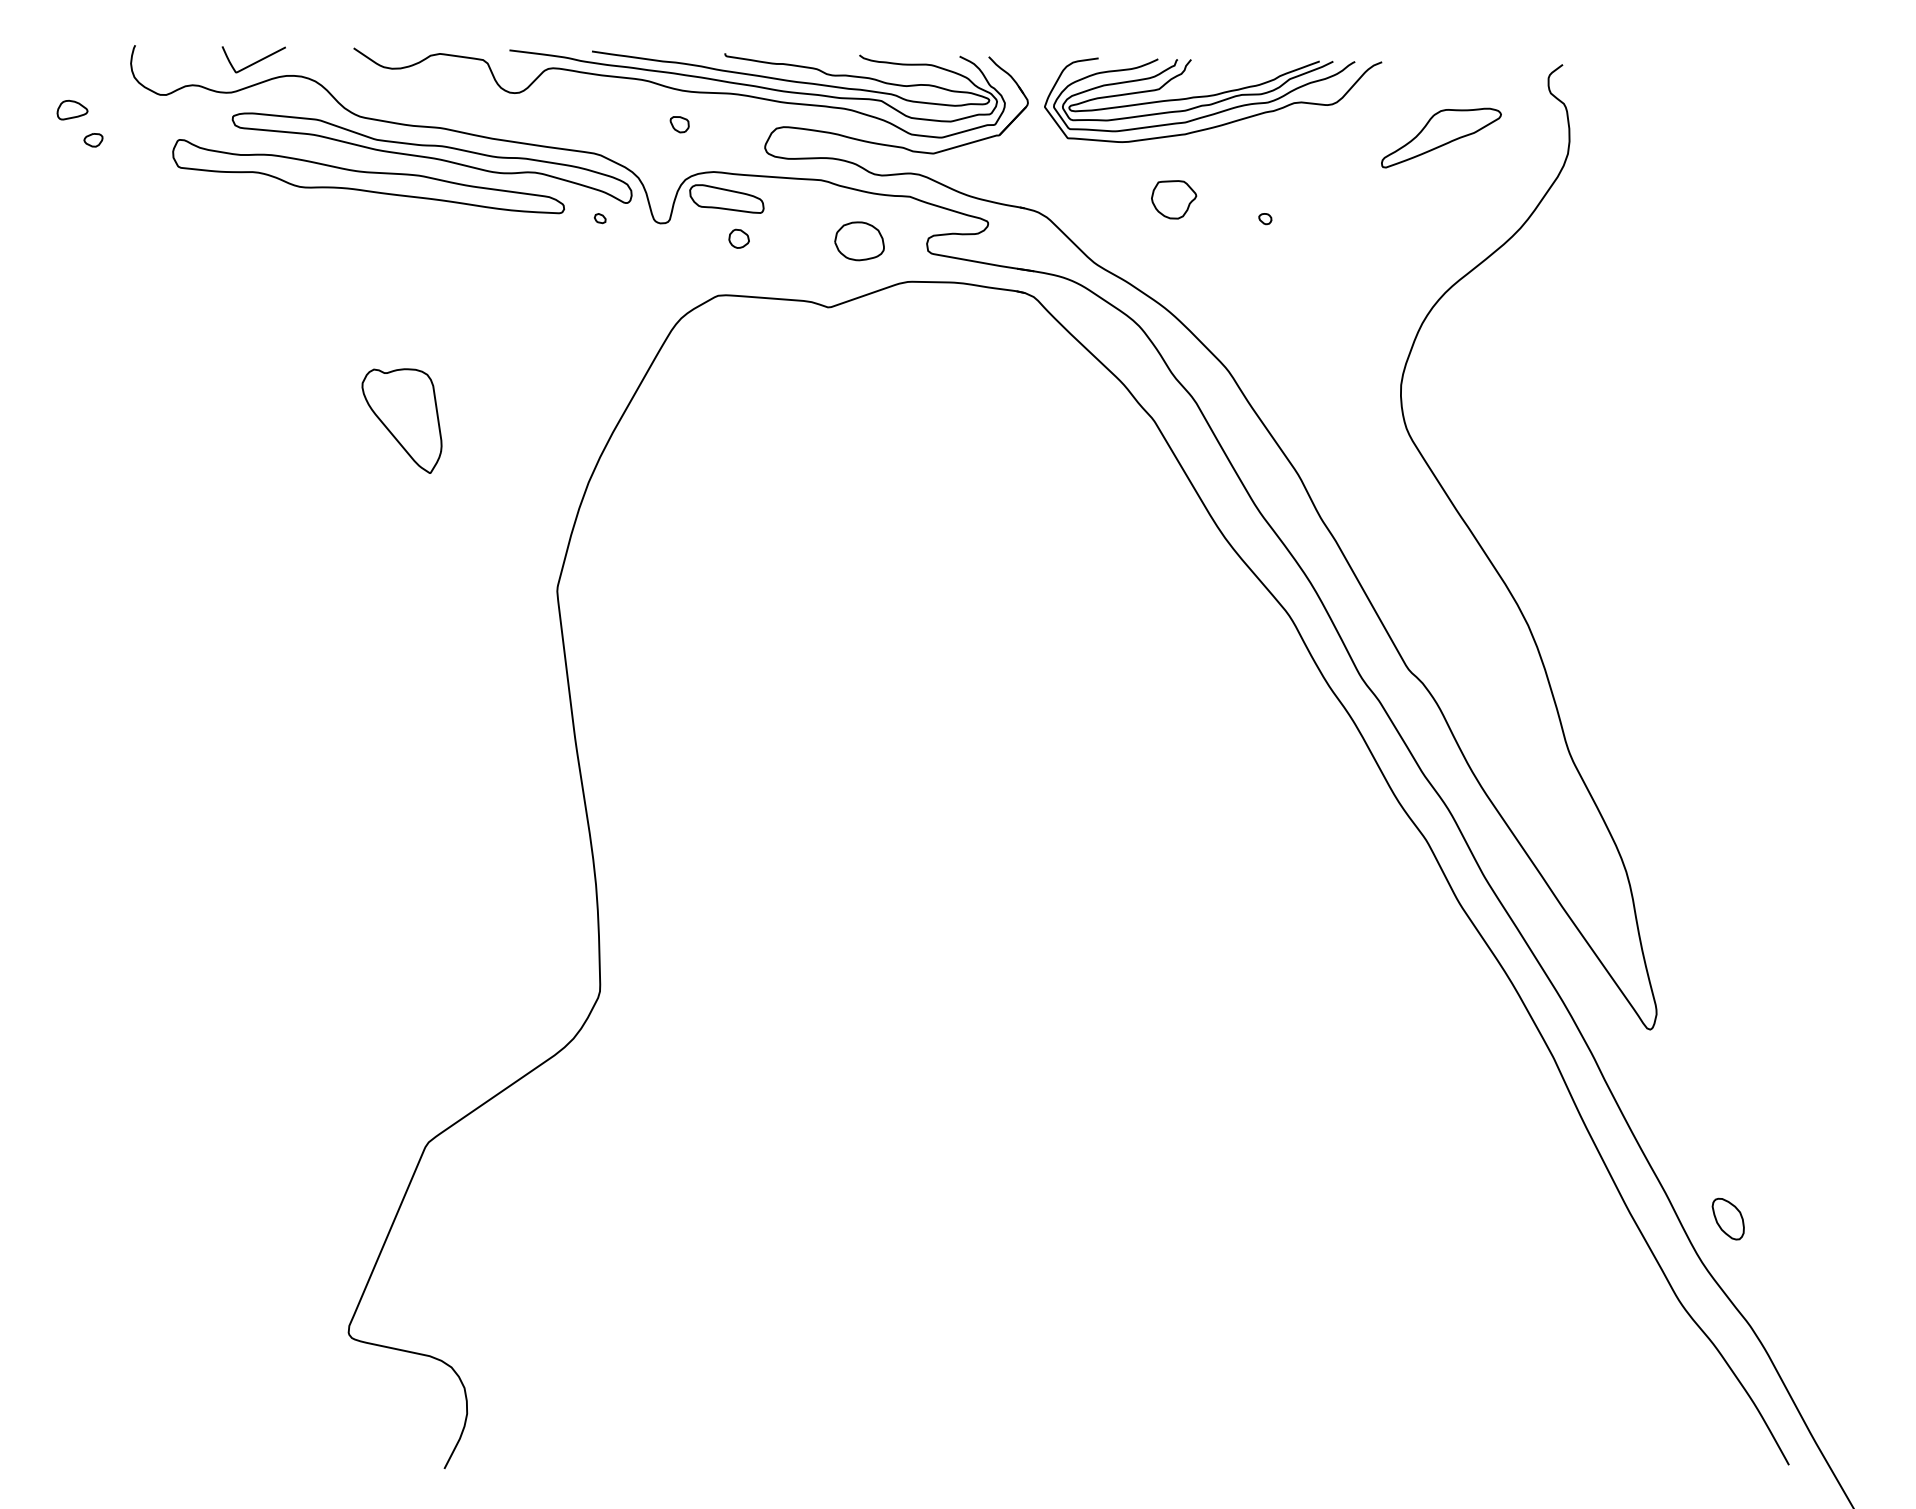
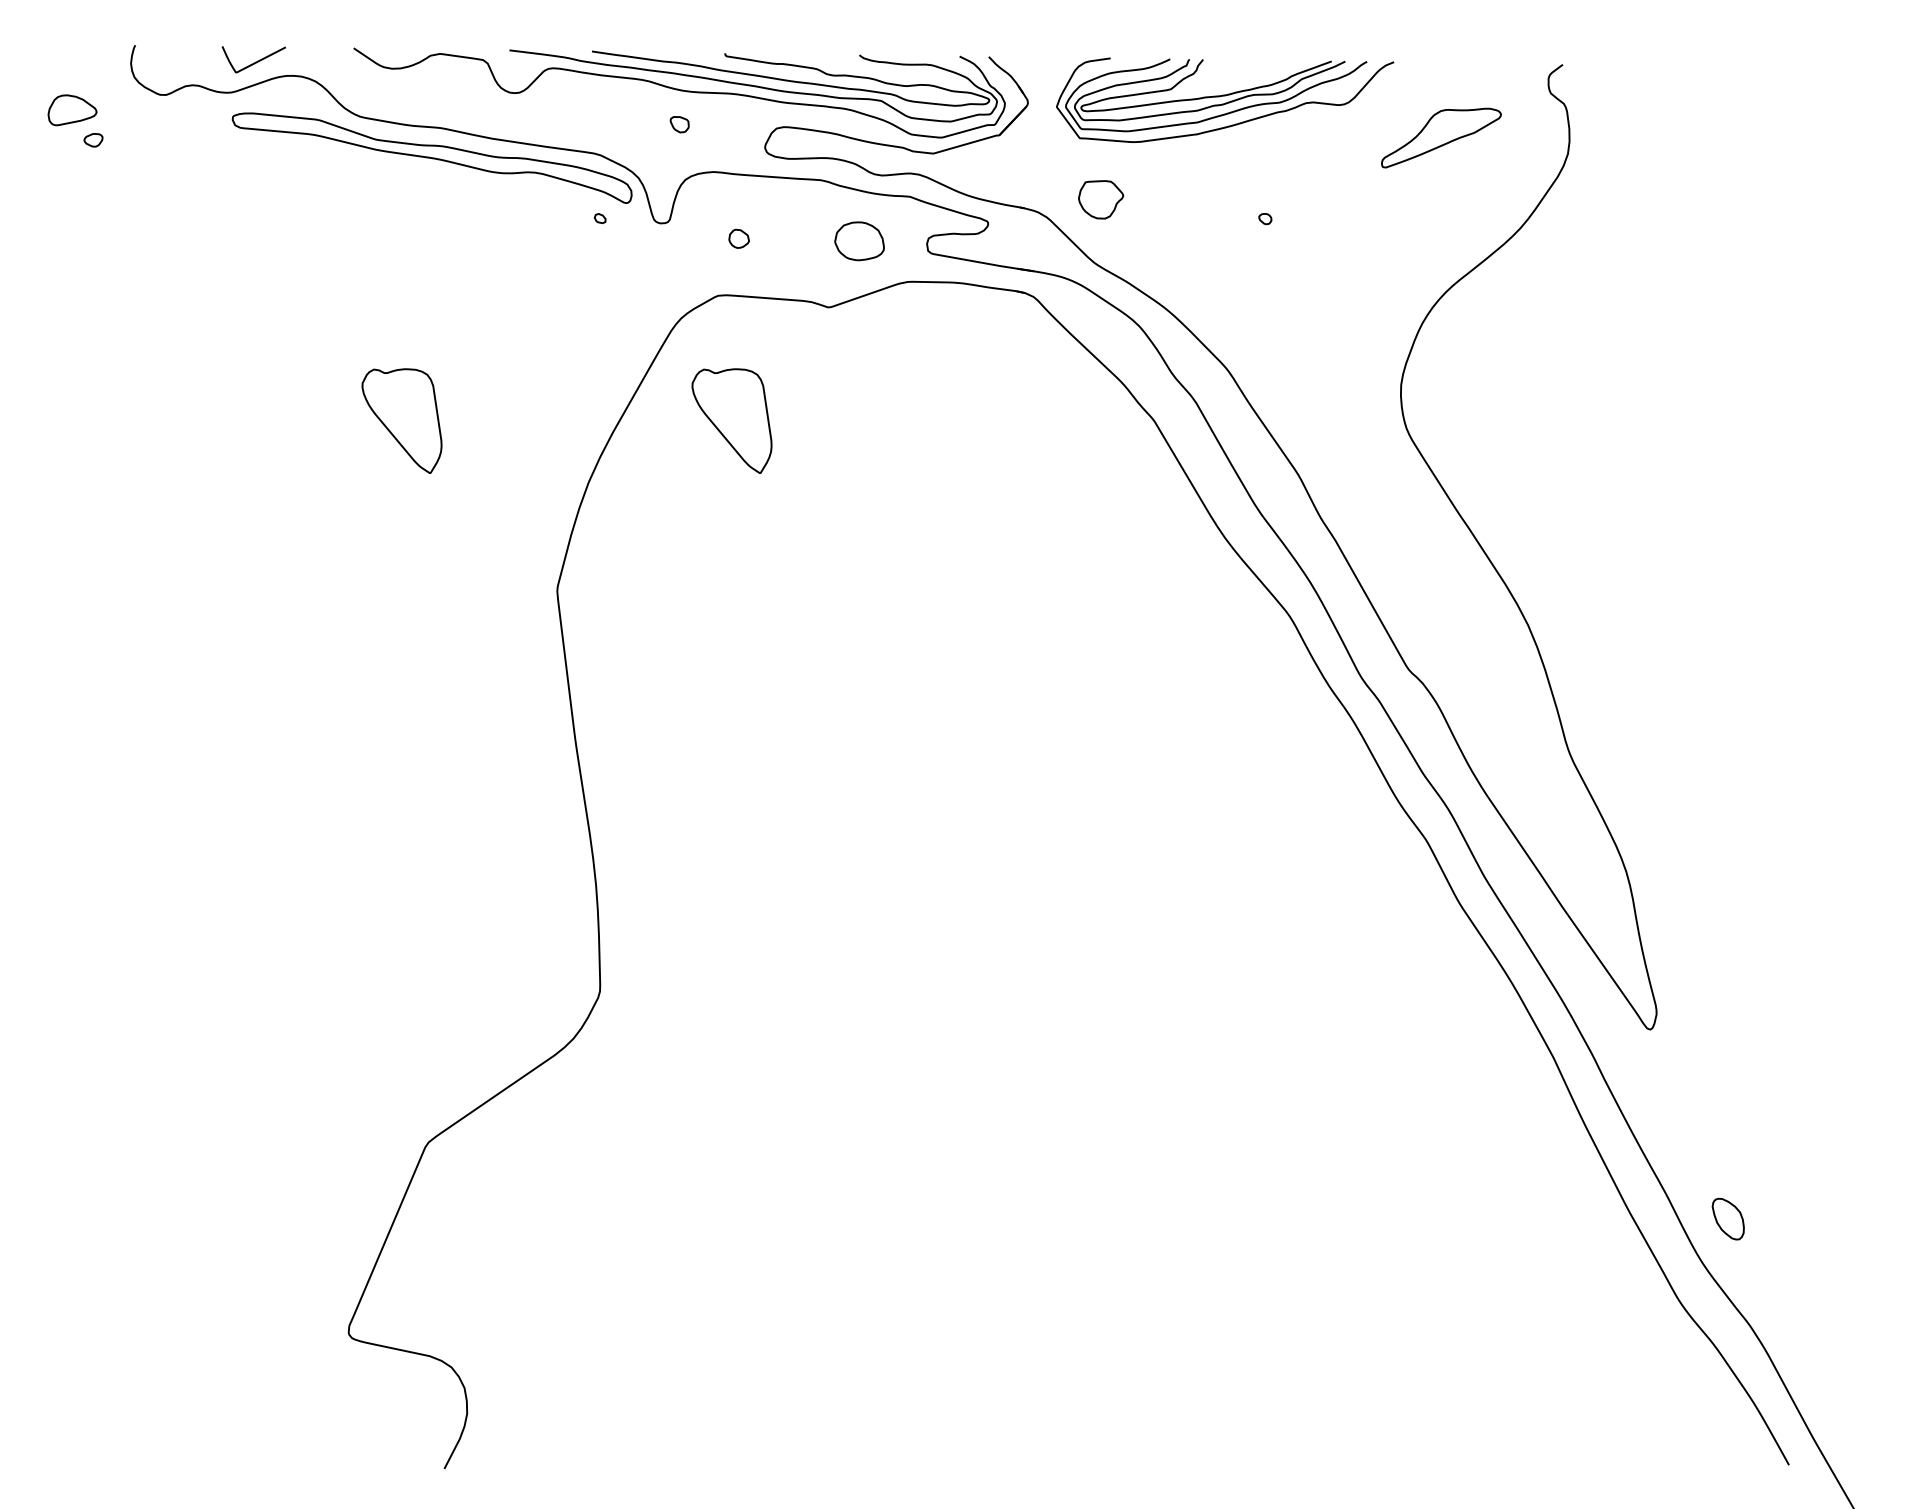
part position: (1213, 99) -> (1225, 99) (1225, 99)
part size: 33x22 px -> 51x33 px (72, 110)
part: present -> none (368, 176)
part: present -> none (726, 198)
part position: (1174, 199) -> (1101, 199) (1101, 199)
part: none -> present (731, 420)
